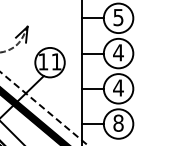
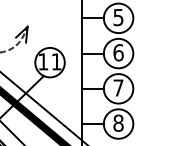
text: 4 -> 6 (118, 52)
text: 4 -> 7 (118, 87)
line: dashed -> solid (44, 109)
